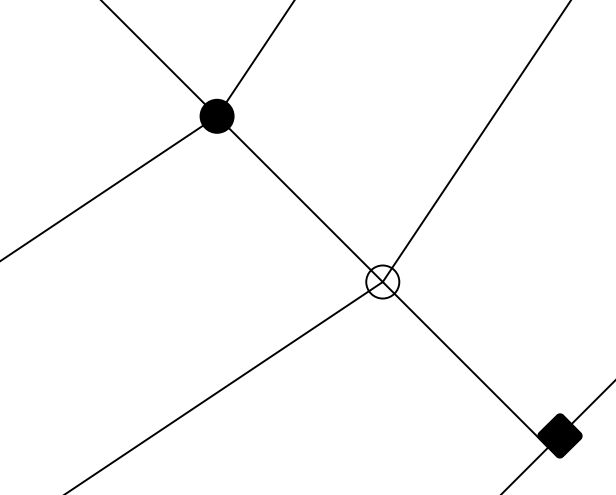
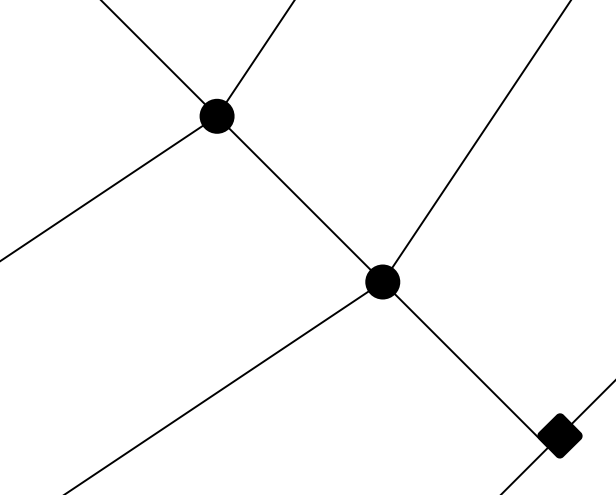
fill: none -> present (382, 281)
